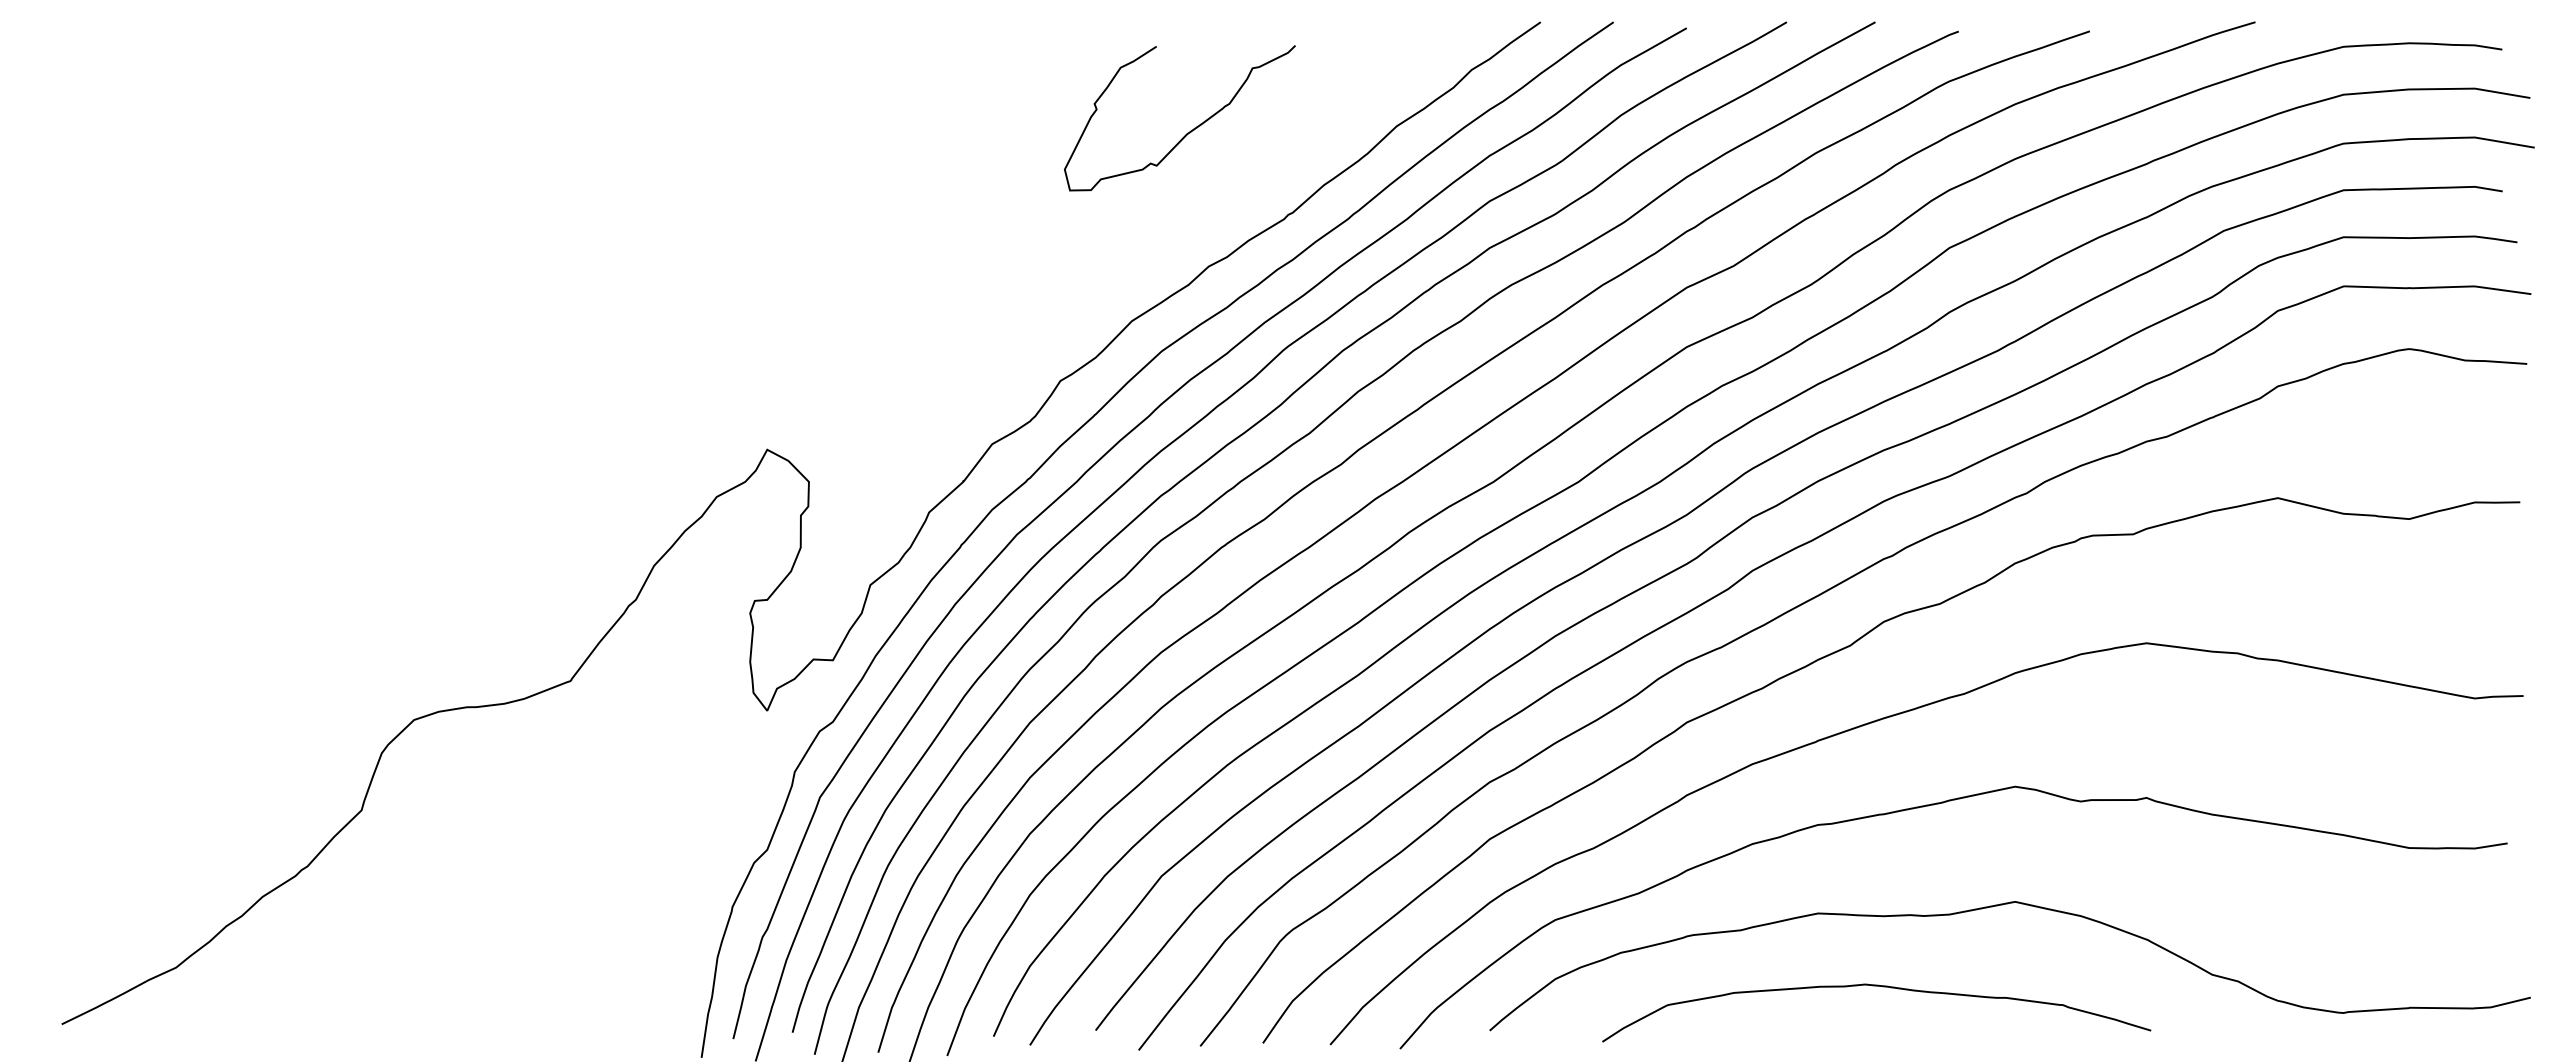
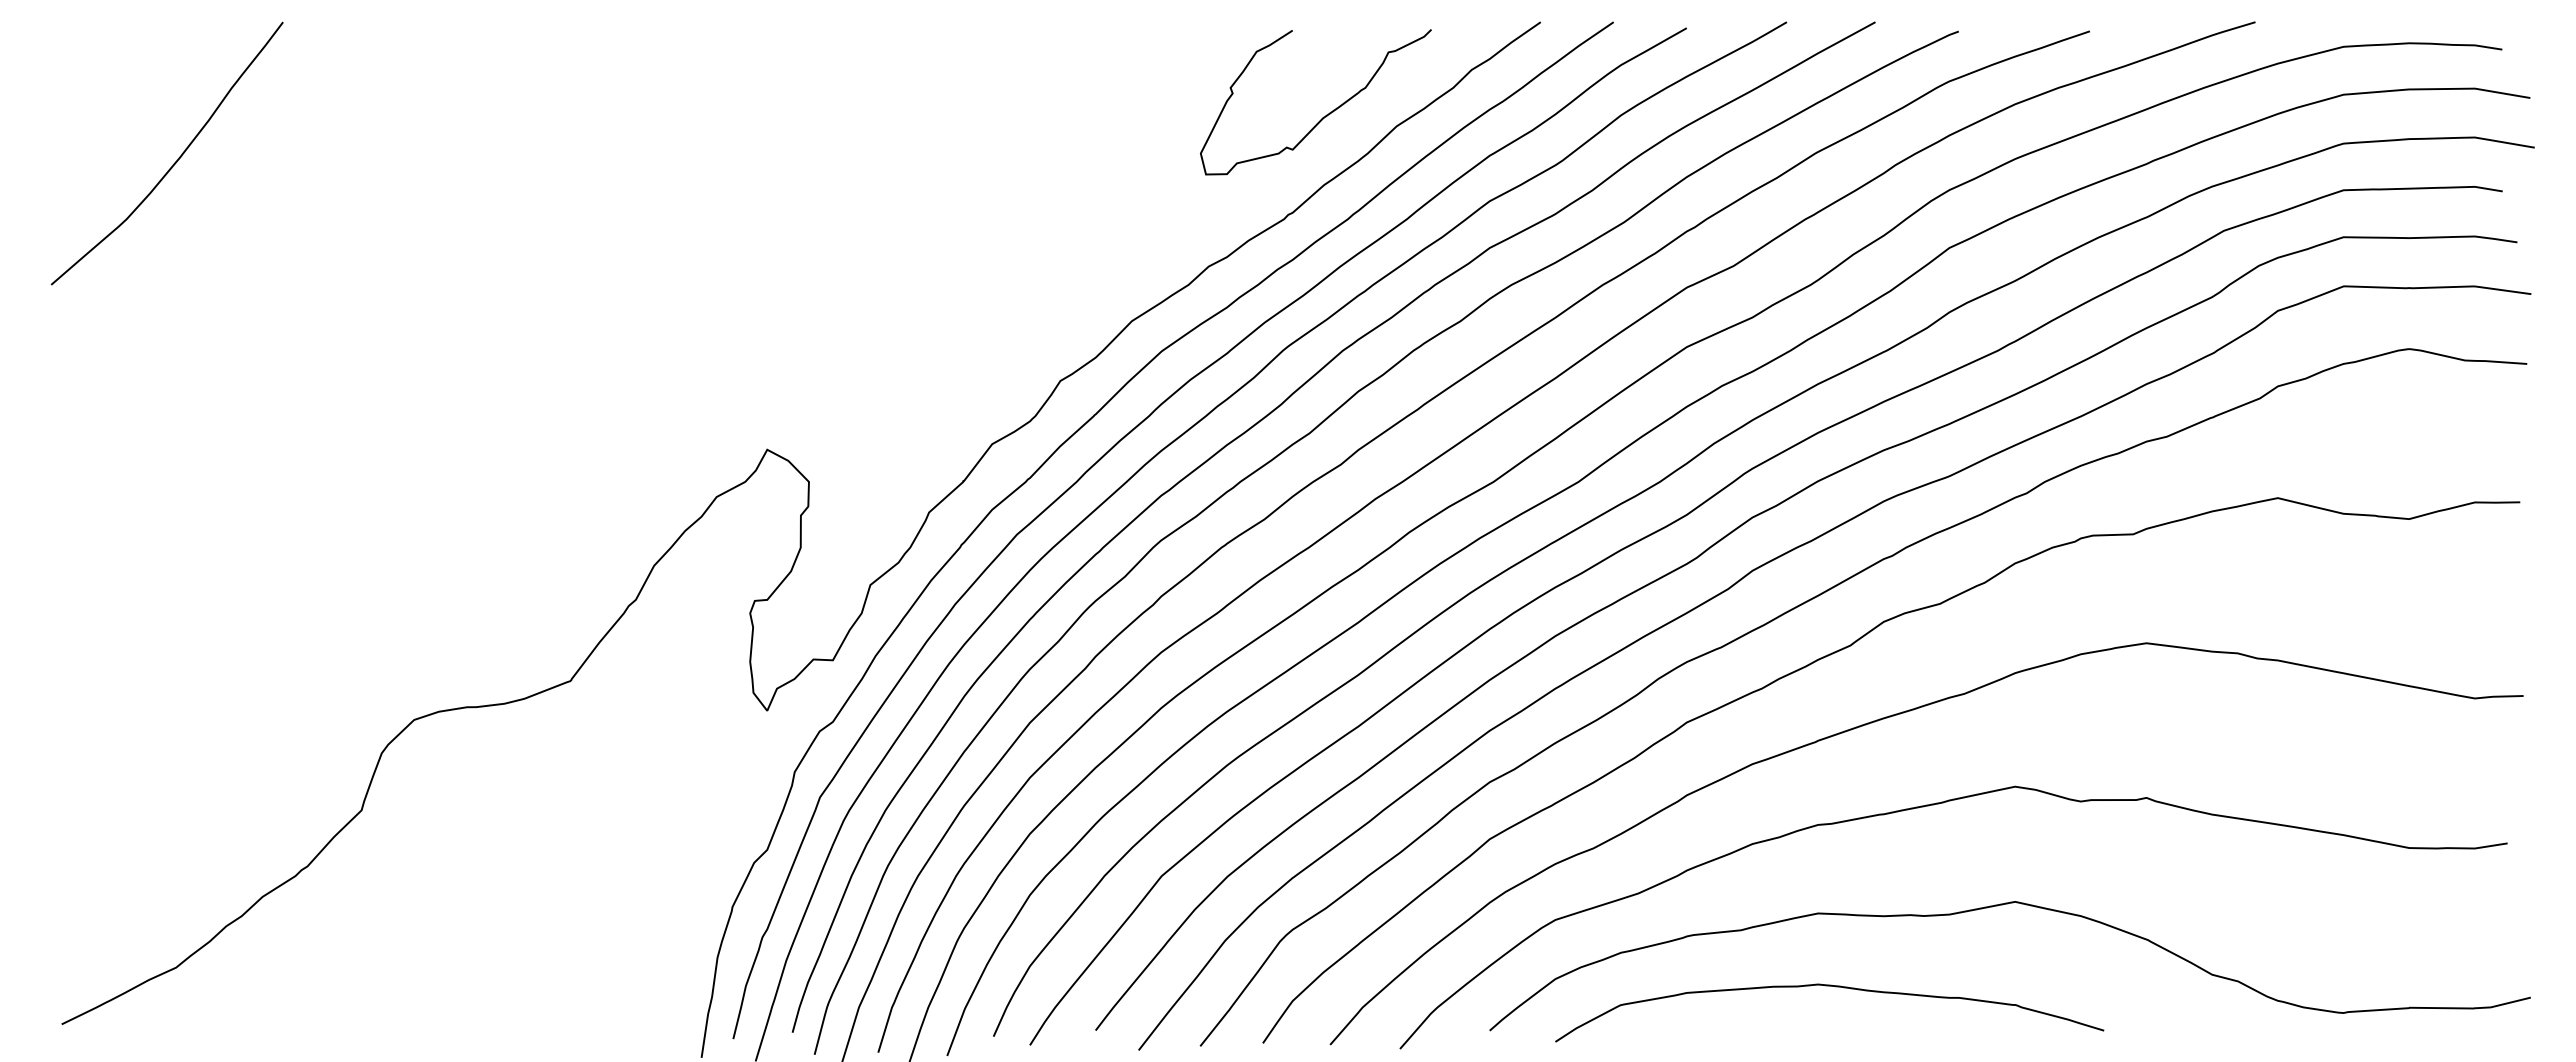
curve position: (1187, 132) -> (1323, 116) (1323, 116)
curve: none -> present (175, 161)
curve position: (1882, 987) -> (1835, 987) (1835, 987)
